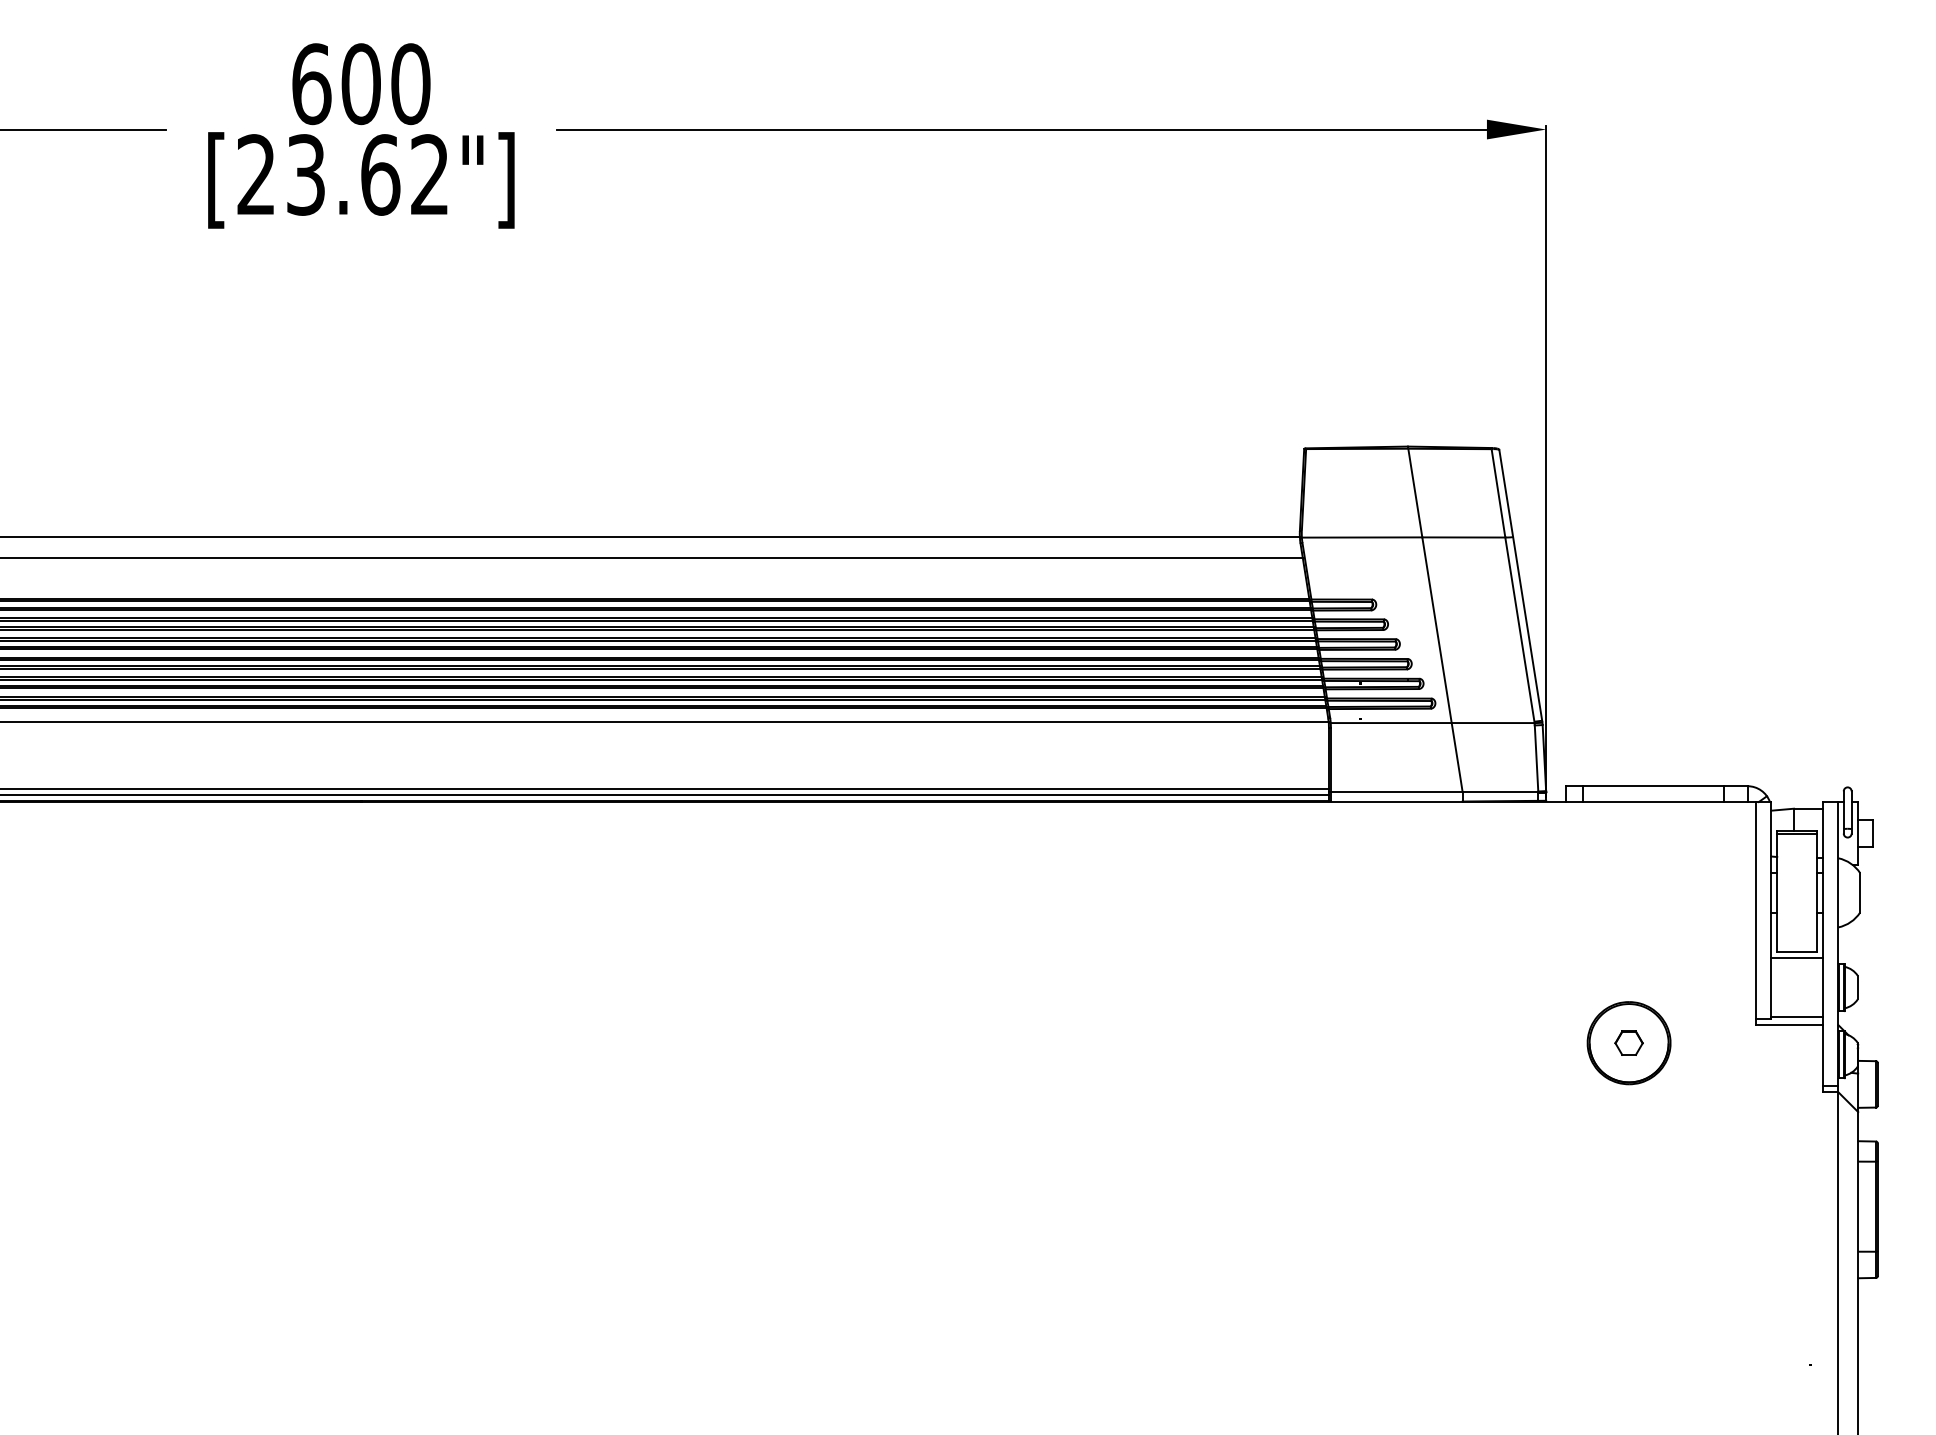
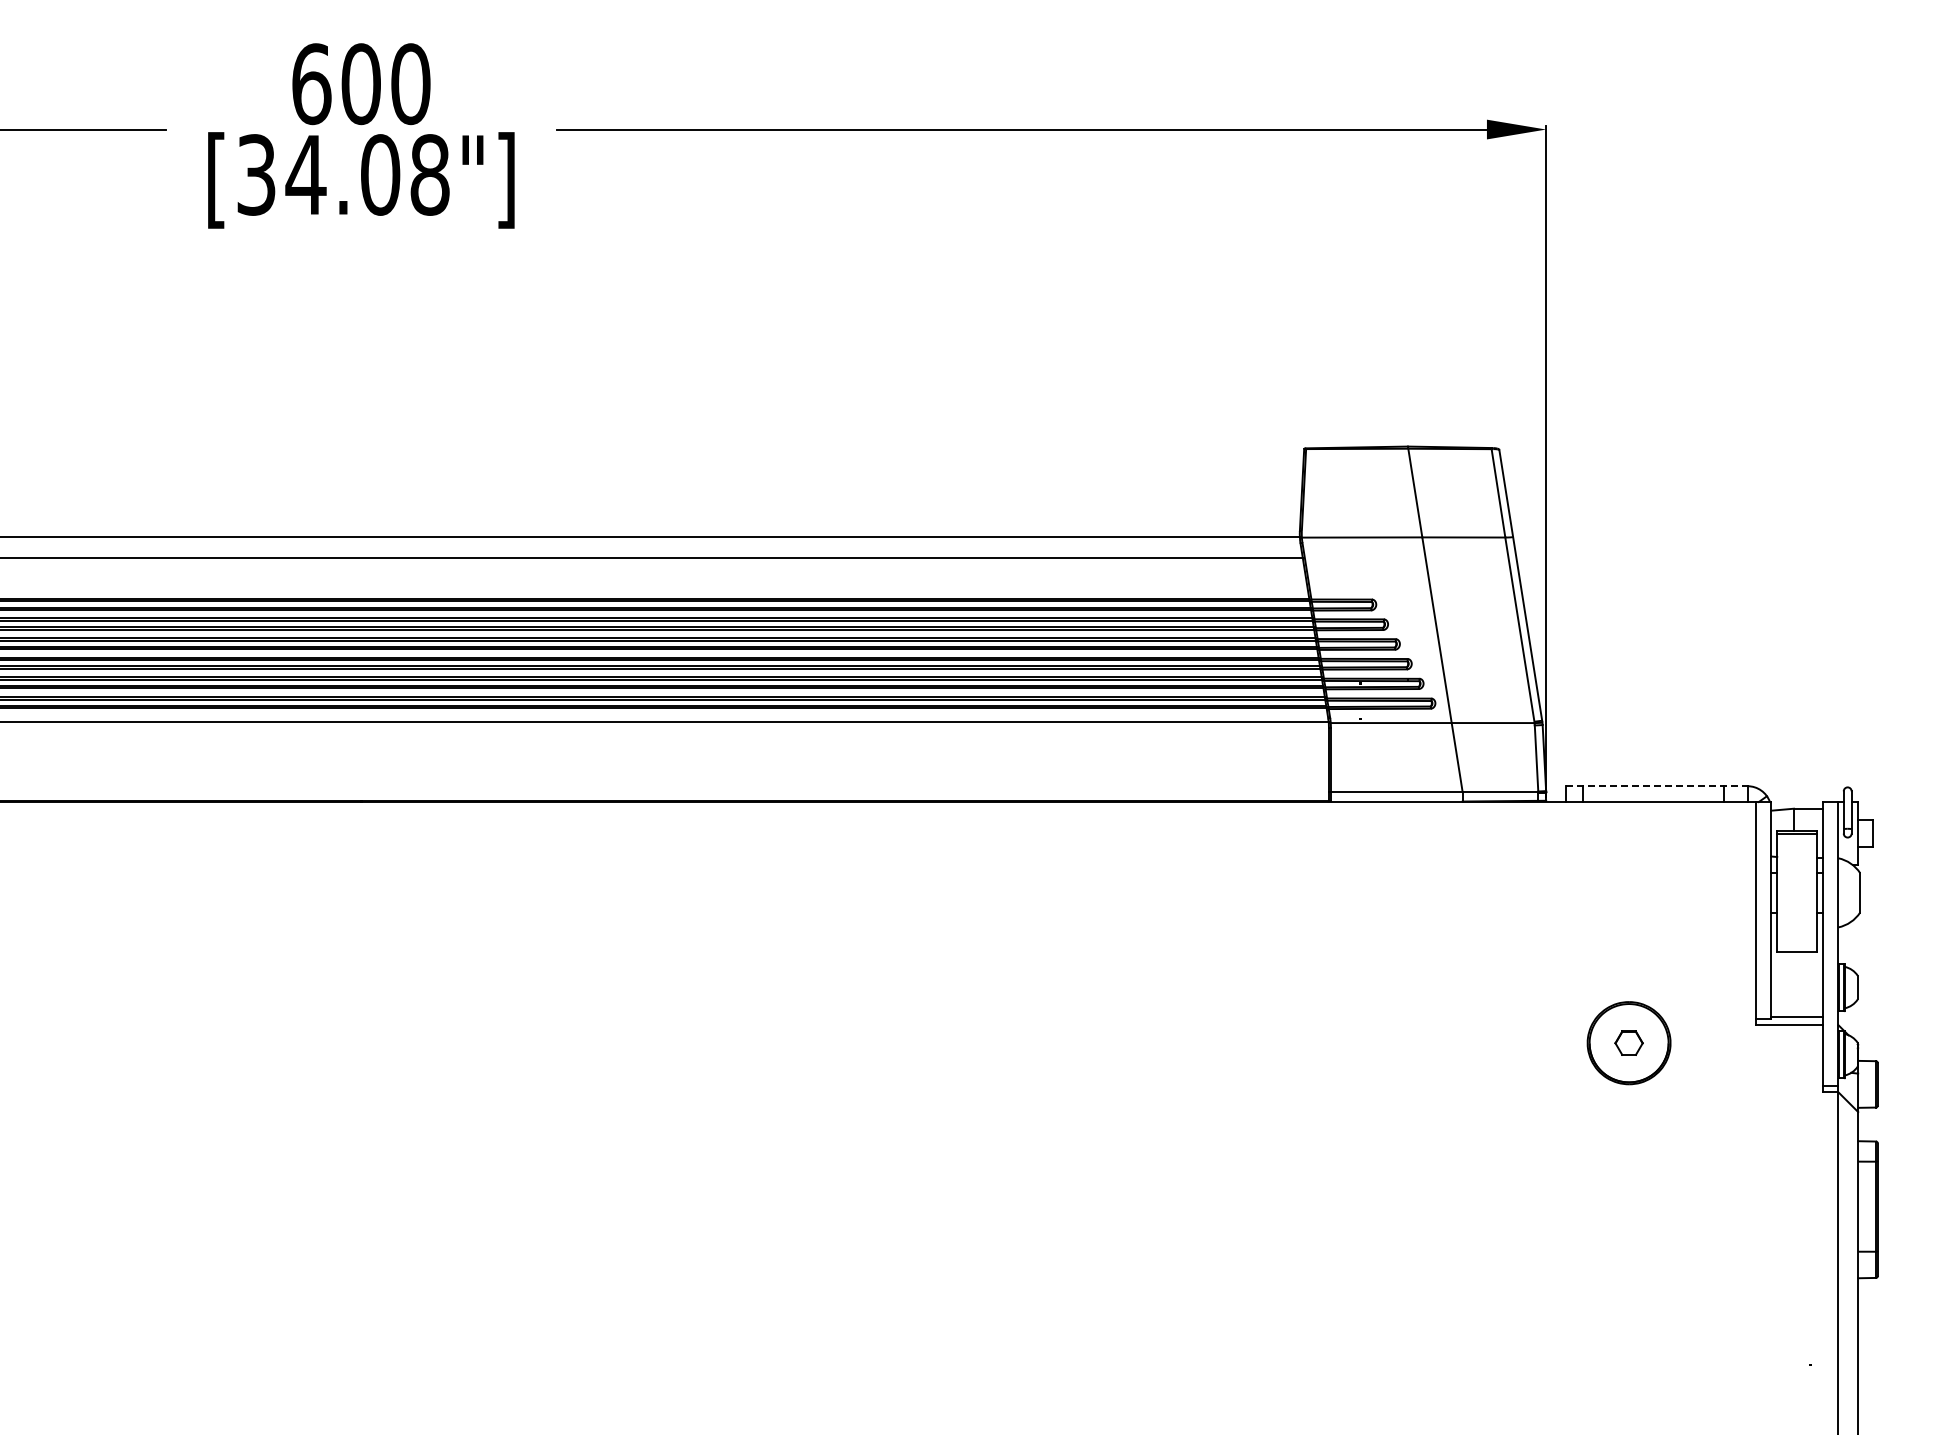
text: [23.62"] -> [34.08"] (343, 174)
line: solid -> dashed (1656, 786)
line: present -> none (665, 788)
line: present -> none (665, 794)
line: present -> none (1796, 958)
